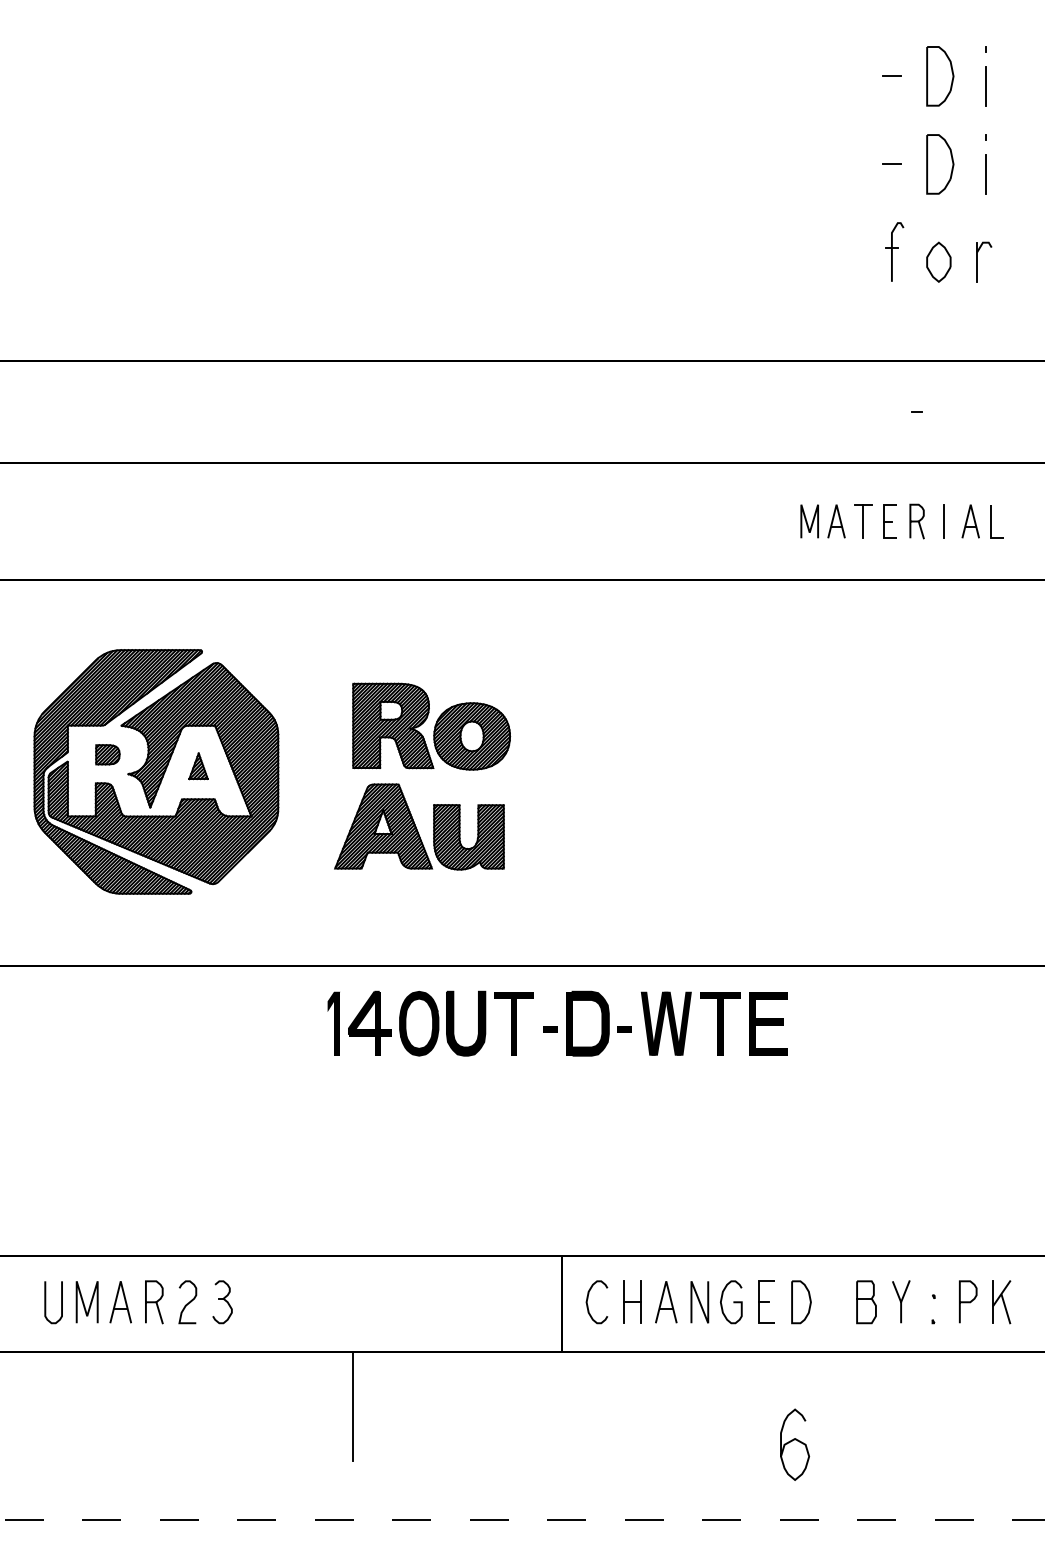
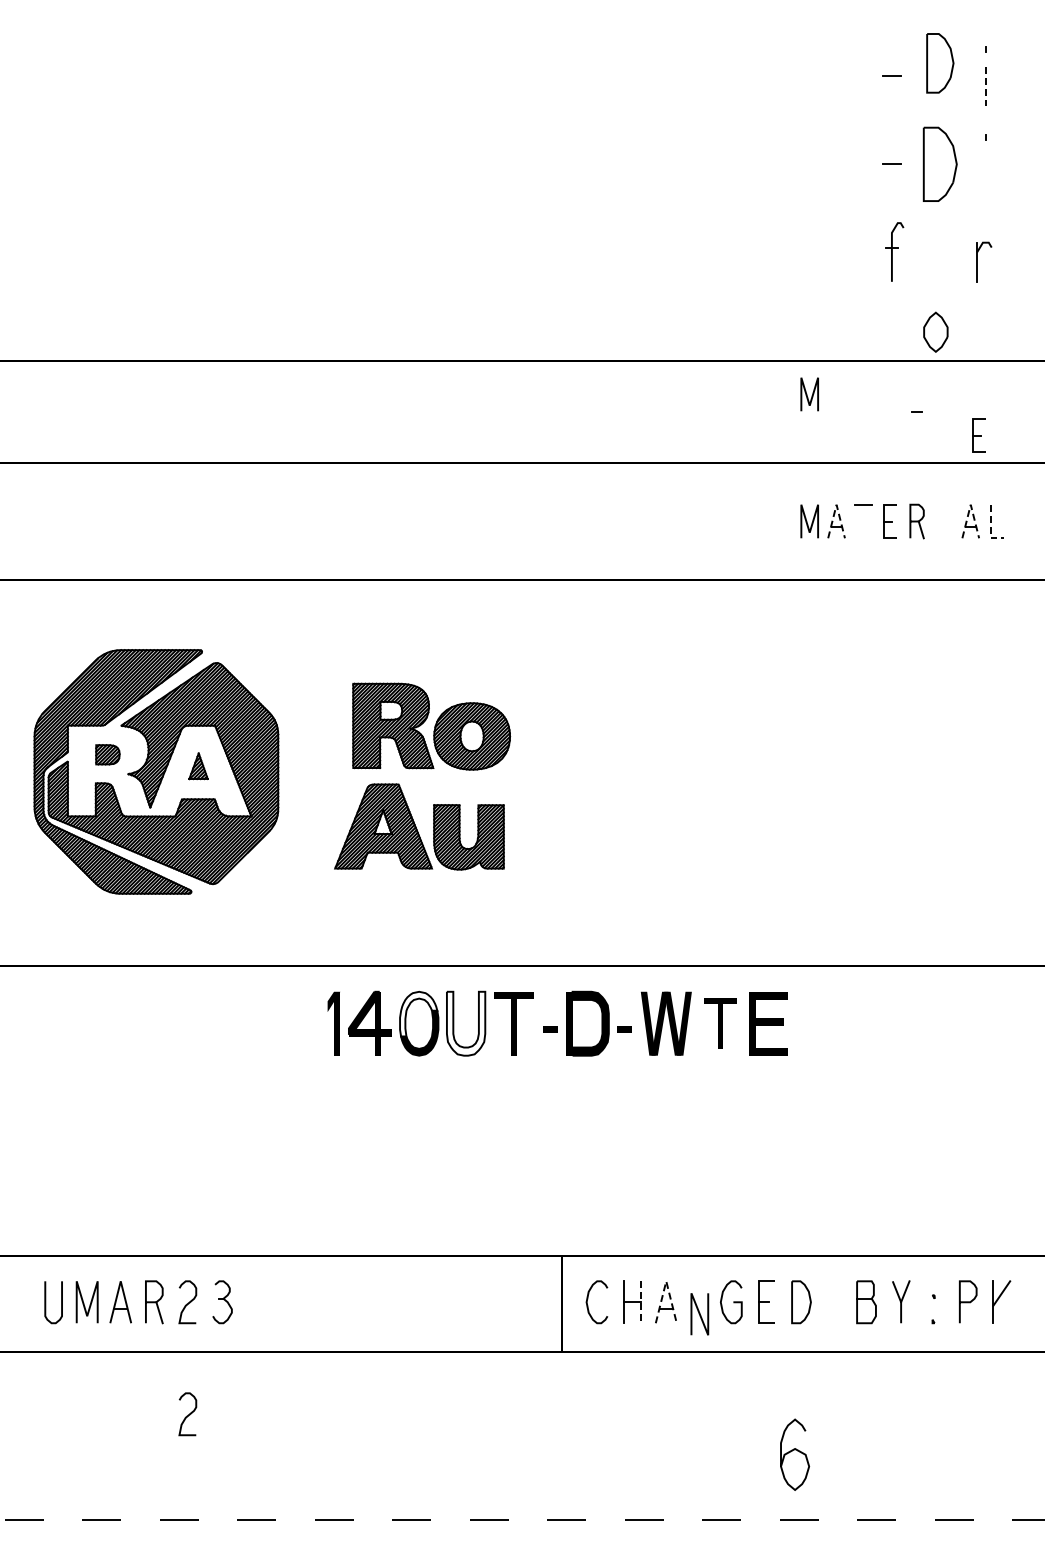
part position: (940, 76) -> (940, 63) (940, 63)
line: solid -> dashed (985, 86)
part size: 29x61 px -> 36x76 px (939, 163)
line: present -> none (985, 173)
part position: (938, 261) -> (935, 331) (935, 331)
line: none -> present (807, 394)
part: none -> present (978, 435)
line: solid -> dashed (836, 504)
line: solid -> dashed (970, 504)
line: present -> none (863, 521)
line: present -> none (943, 521)
line: solid -> dashed (990, 529)
fill: present -> none (418, 1013)
fill: present -> none (465, 1023)
part size: 41x64 px -> 33x51 px (720, 1023)
line: solid -> dashed (666, 1281)
line: solid -> dashed (641, 1302)
line position: (699, 1302) -> (699, 1314) (699, 1314)
line: present -> none (1005, 1309)
line: present -> none (353, 1406)
curve: none -> present (188, 1414)
curve position: (797, 1441) -> (797, 1451) (797, 1451)
